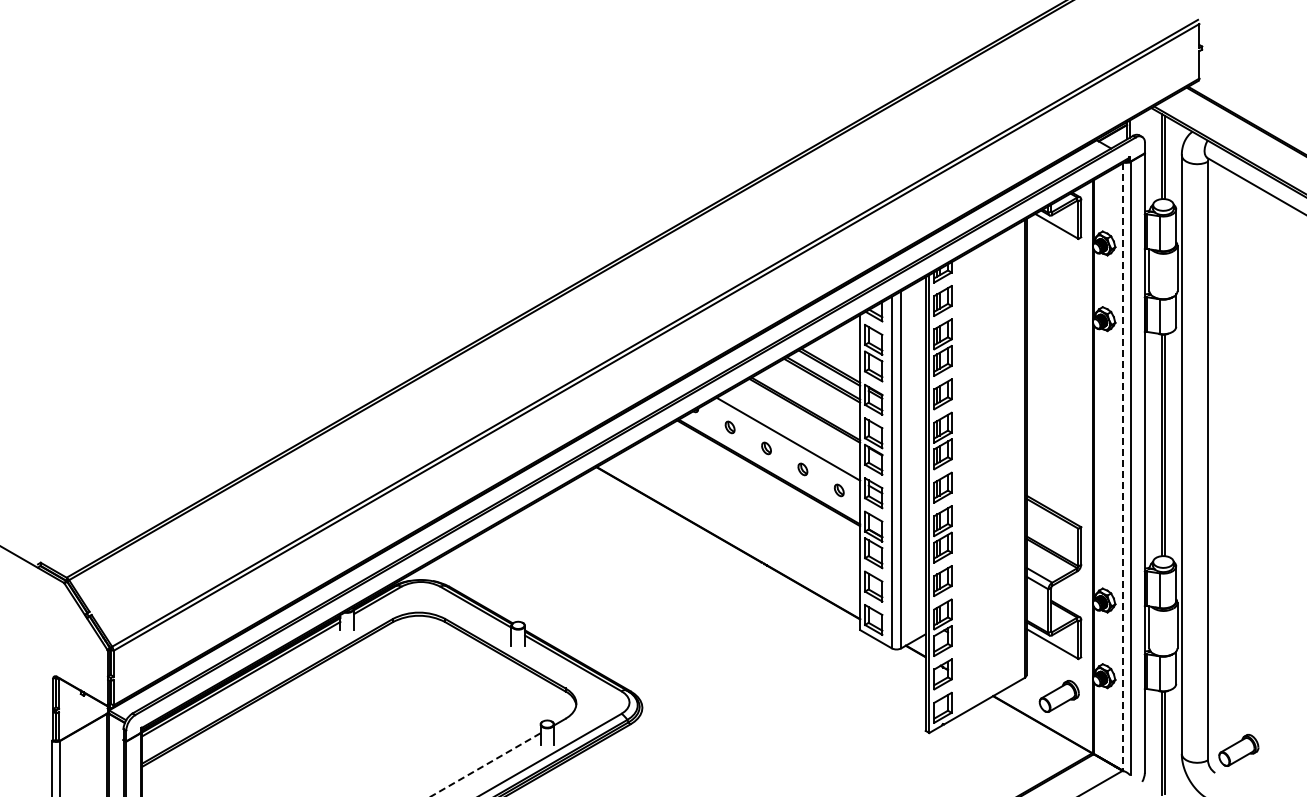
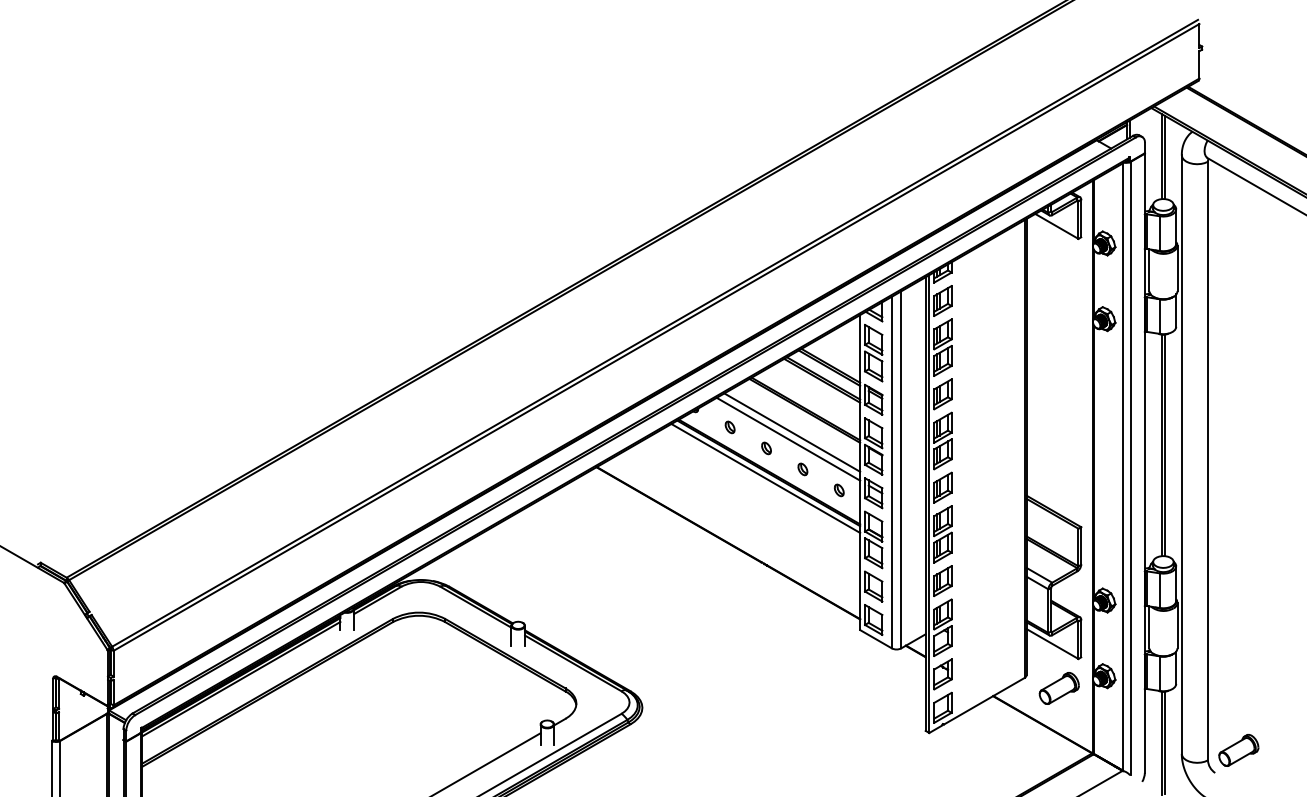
line: none -> present (792, 432)
line: dashed -> solid (1122, 467)
line: none -> present (765, 478)
part position: (1058, 696) -> (1058, 688) (1058, 688)
line: dashed -> solid (485, 765)
